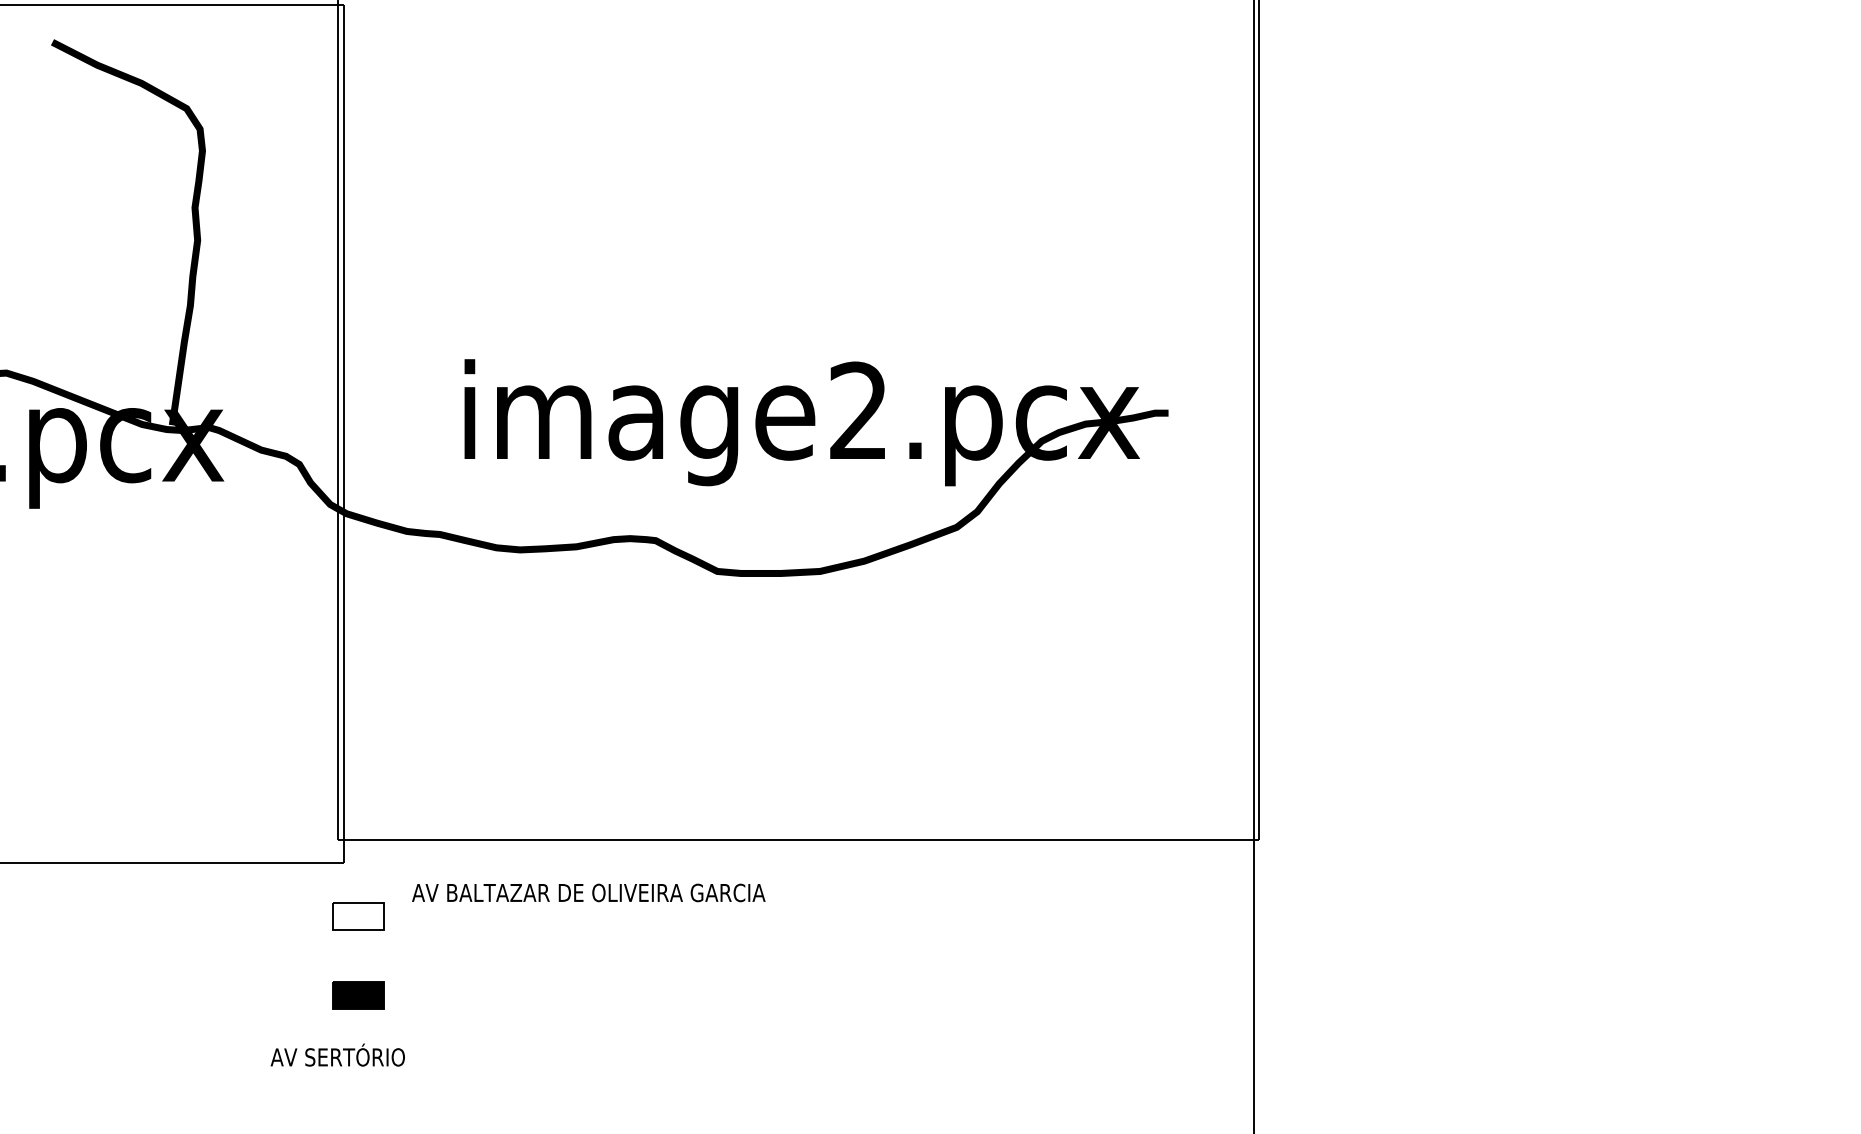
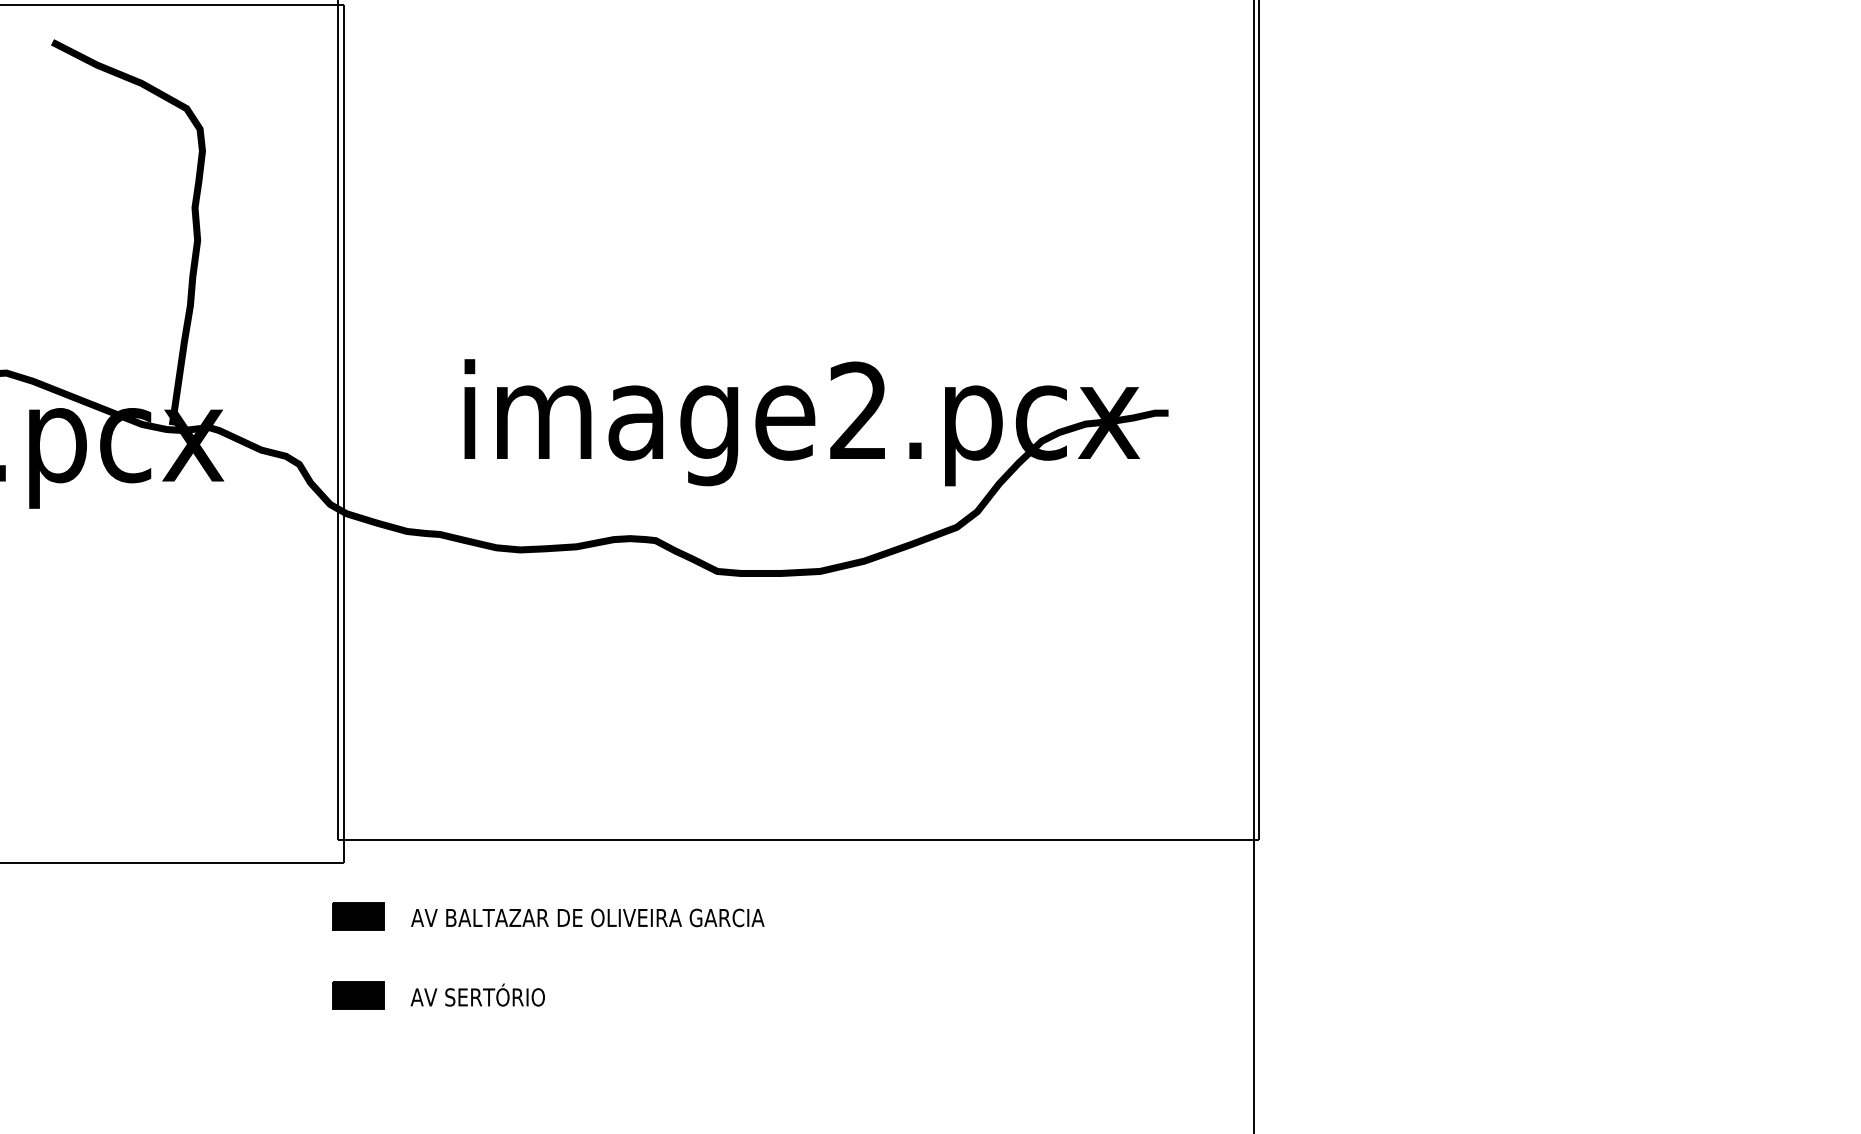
text position: (588, 892) -> (587, 917) (587, 917)
fill: none -> present (358, 915)
text position: (337, 1054) -> (477, 994) (477, 994)
